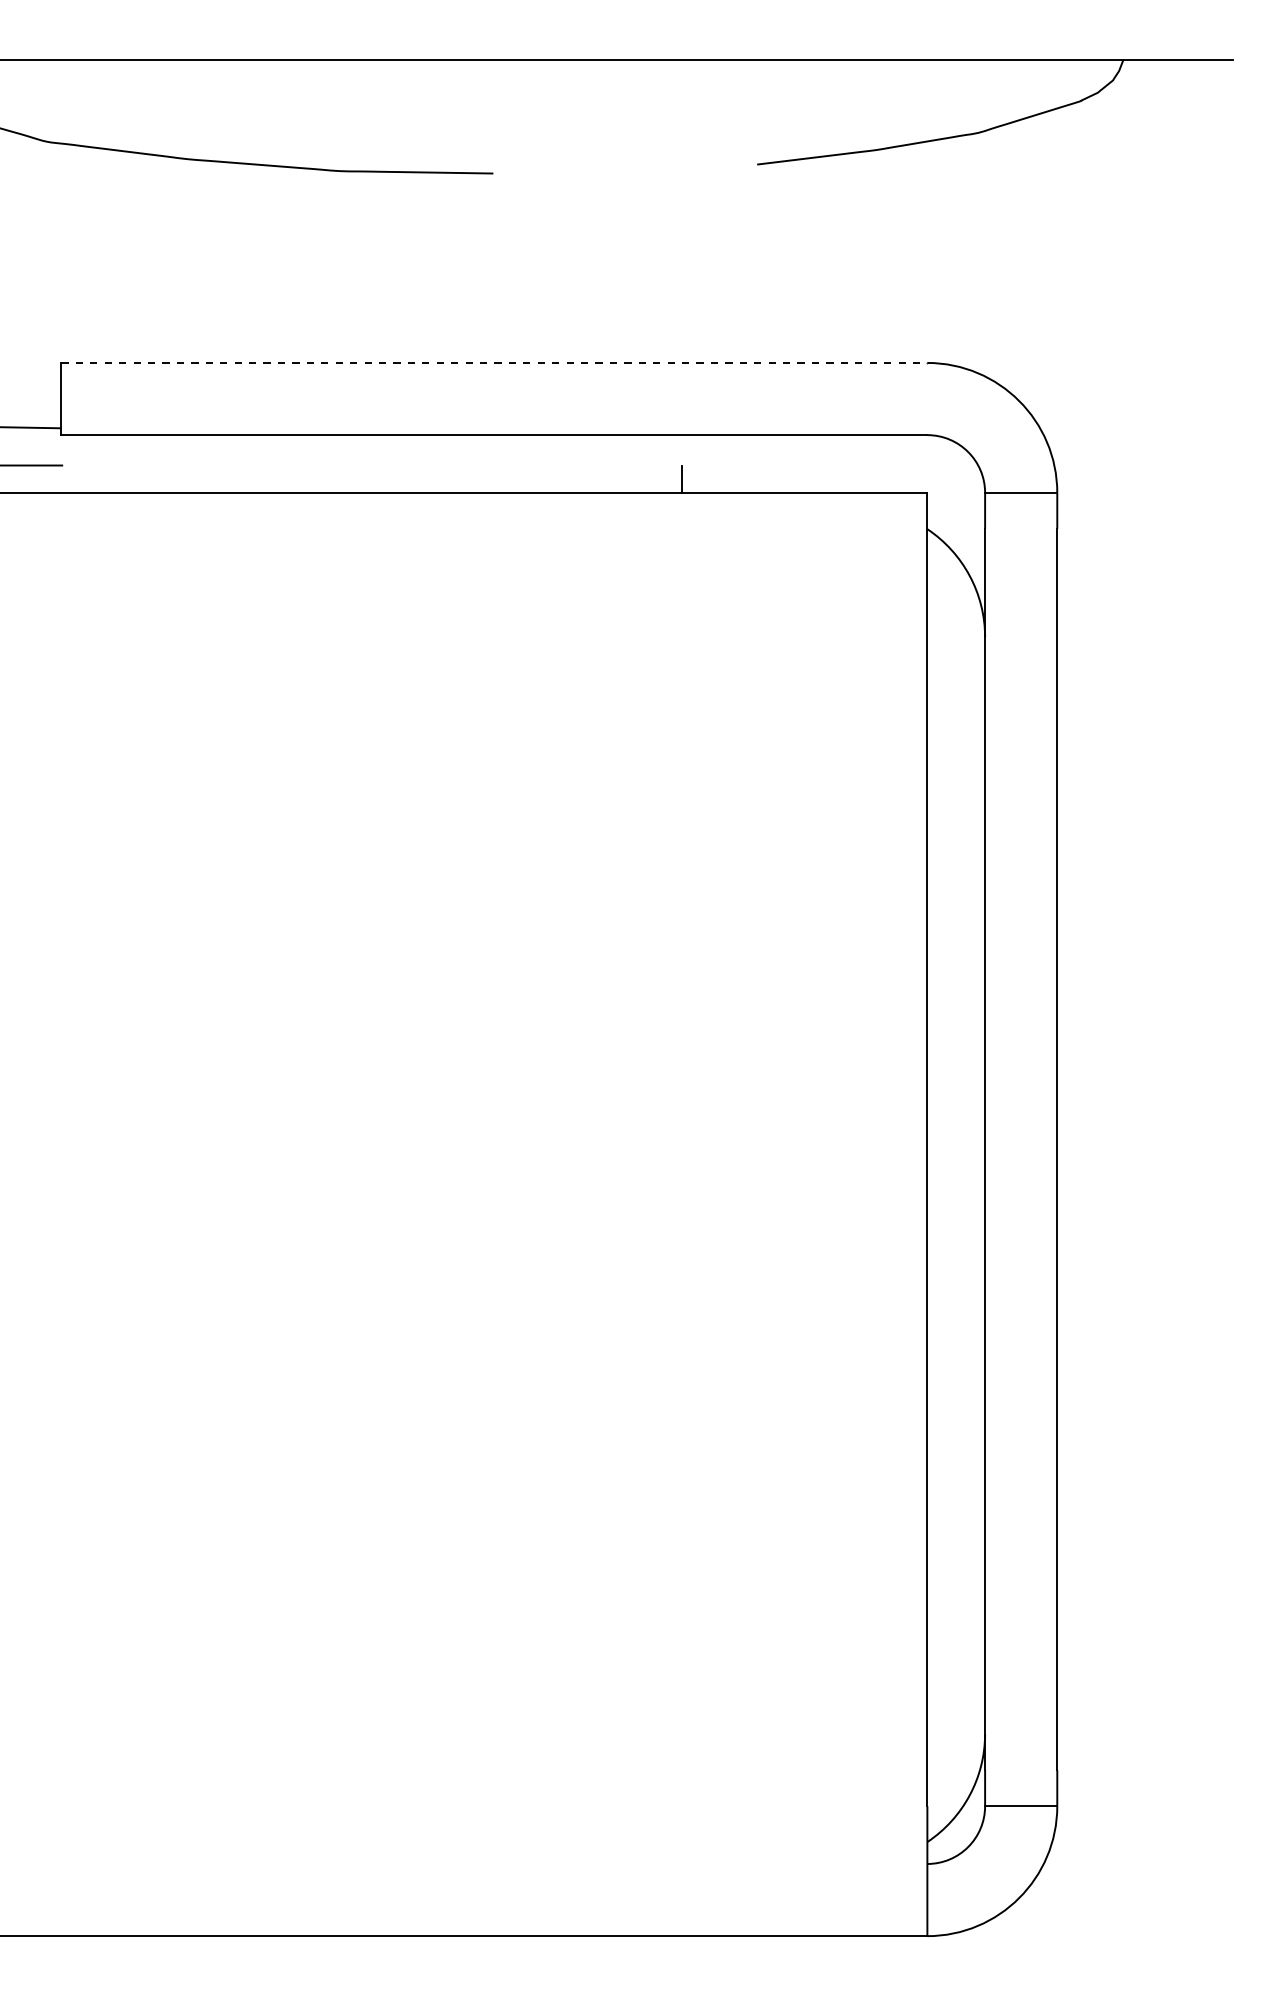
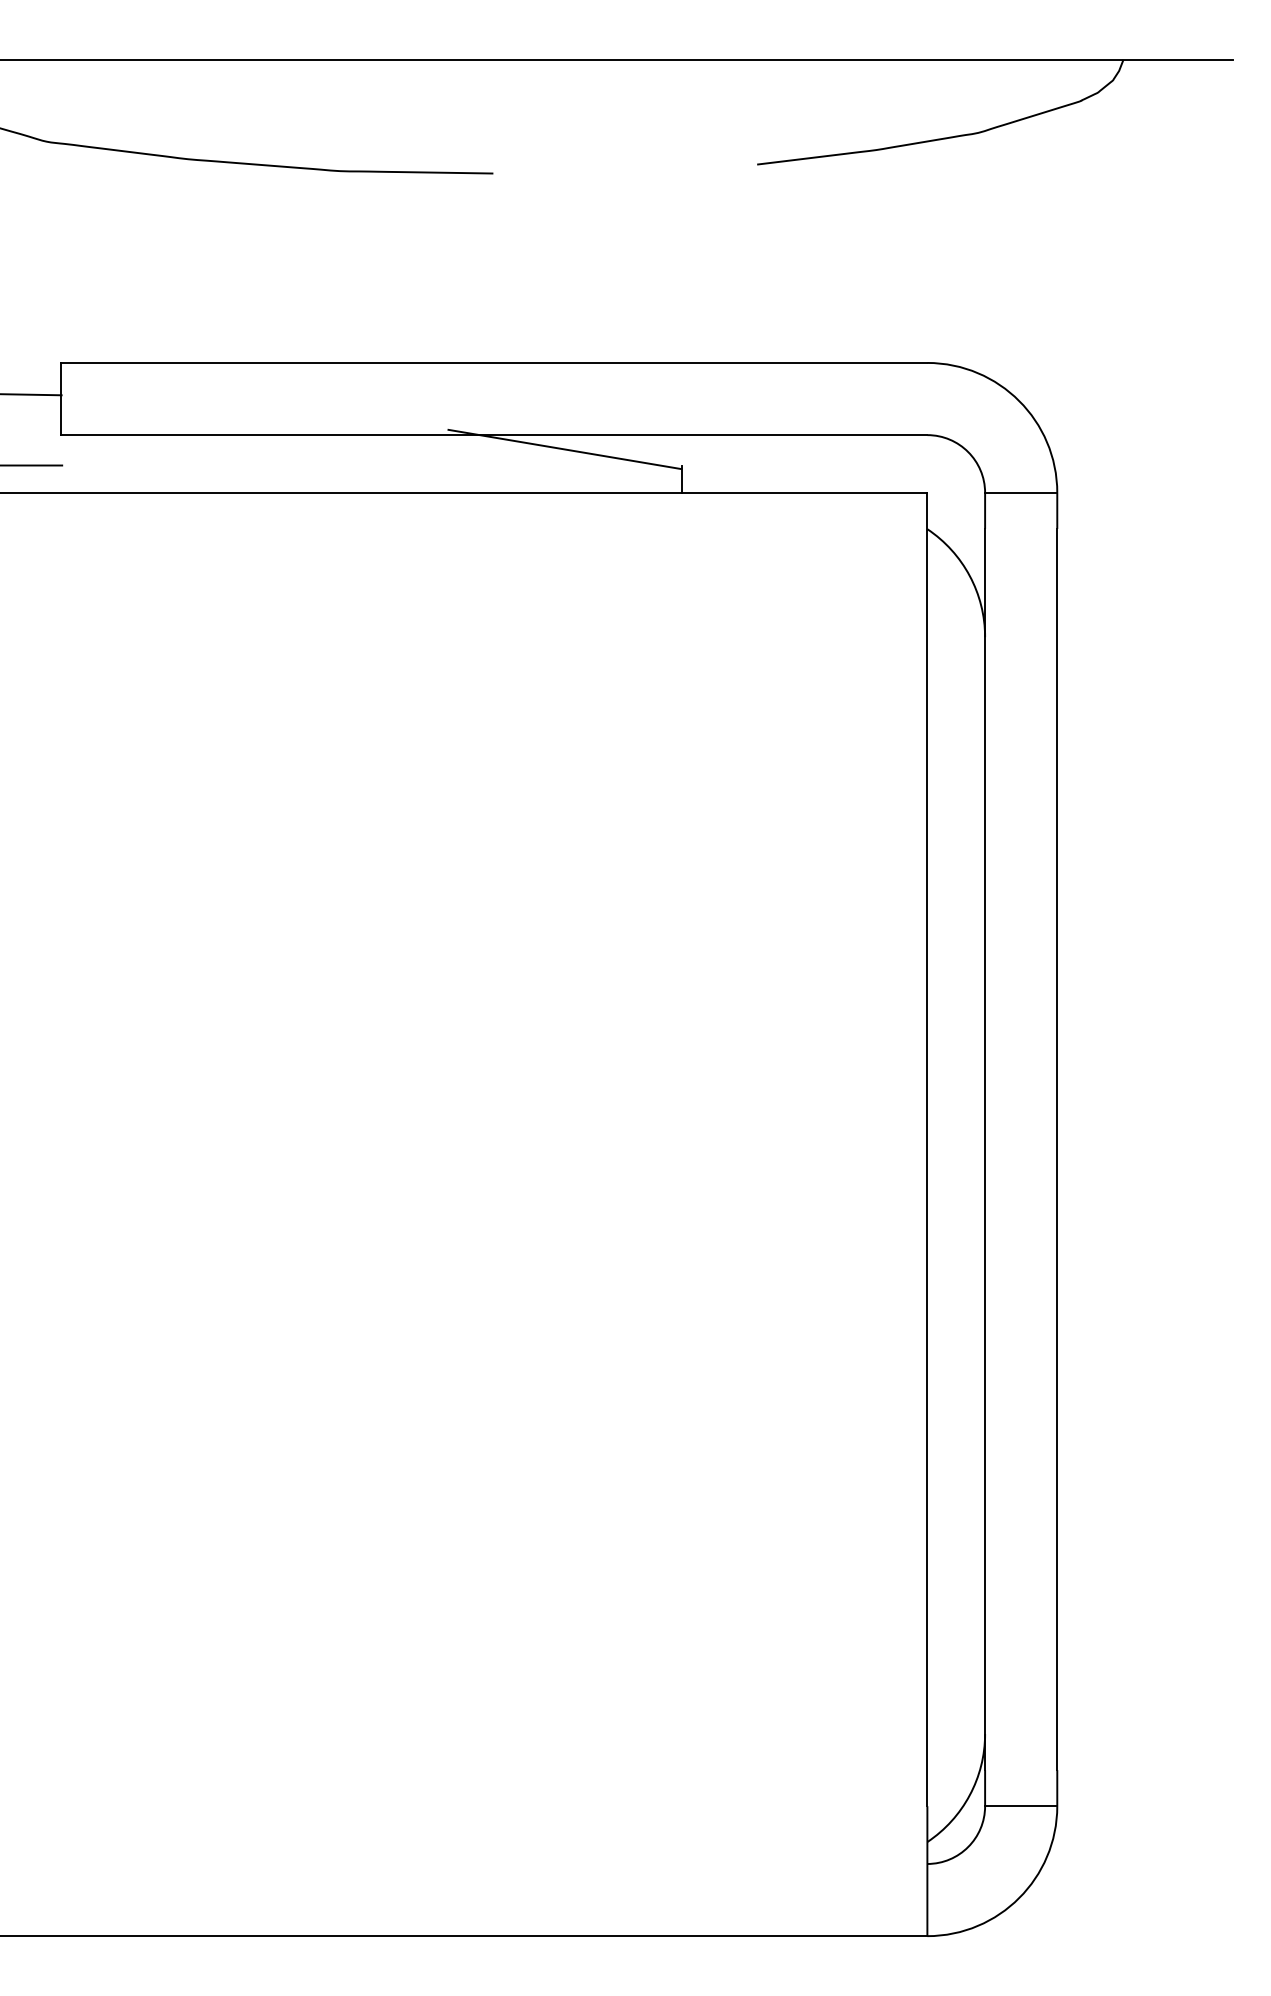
line: dashed -> solid (494, 362)
line position: (31, 427) -> (31, 394) (31, 394)
line: none -> present (564, 449)
